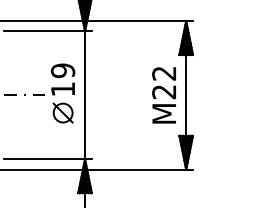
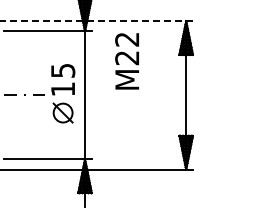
line: solid -> dashed (96, 21)
text: 19 -> 15 (62, 70)
text position: (163, 95) -> (126, 61) (126, 61)
